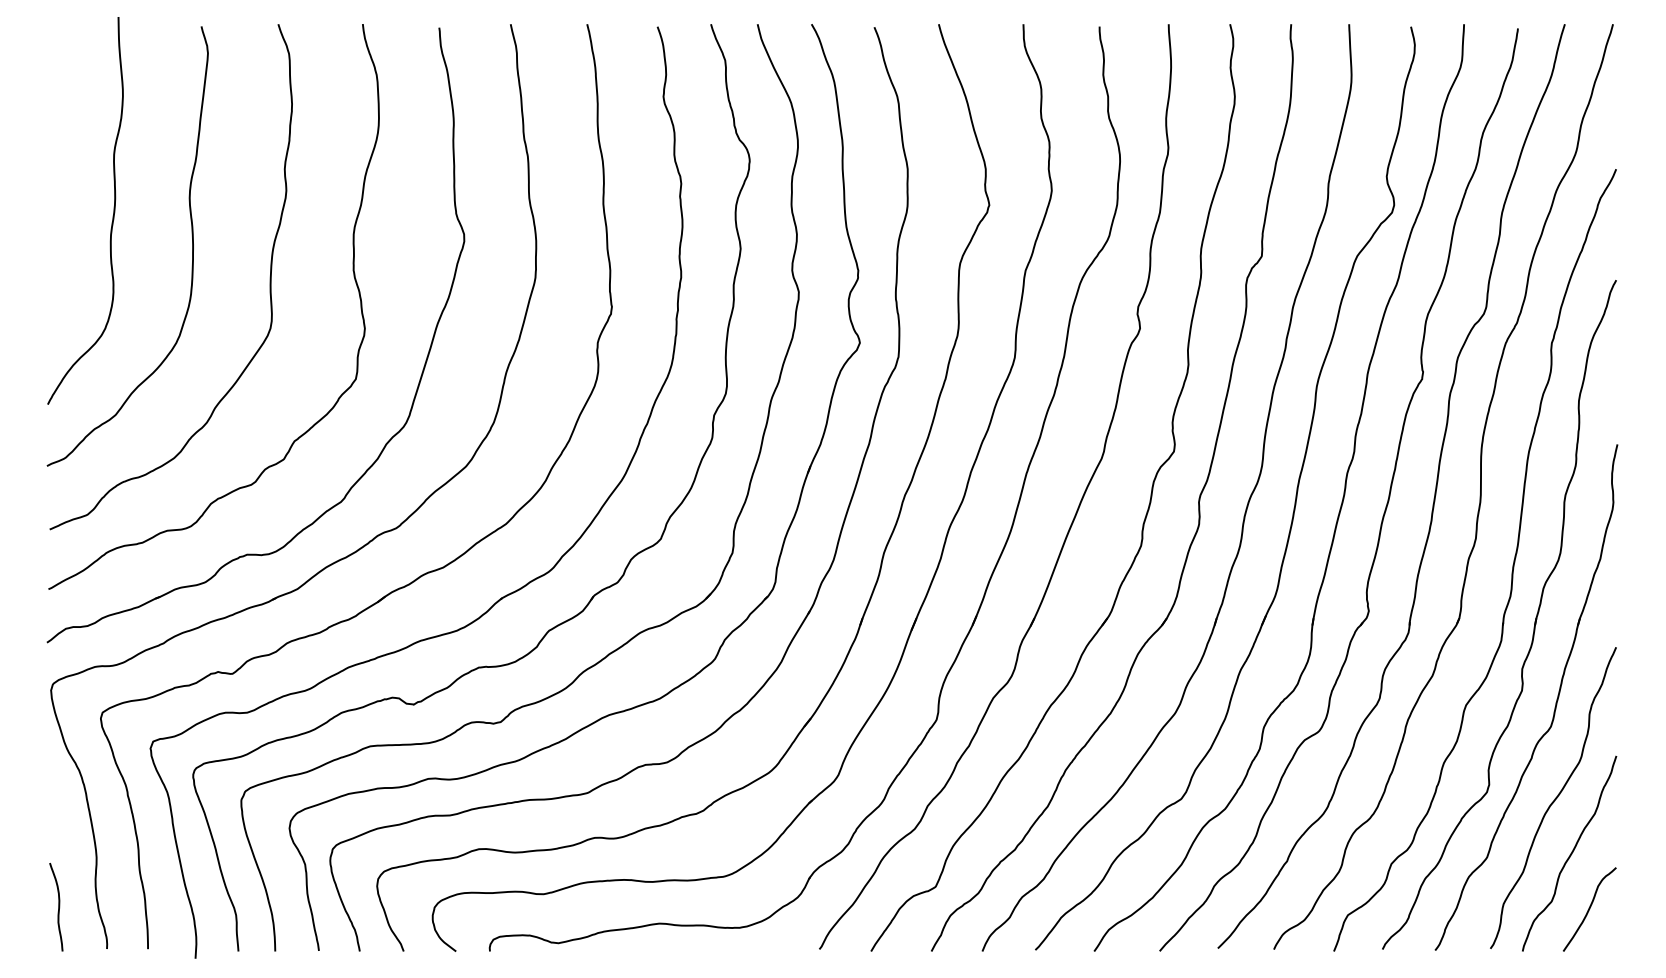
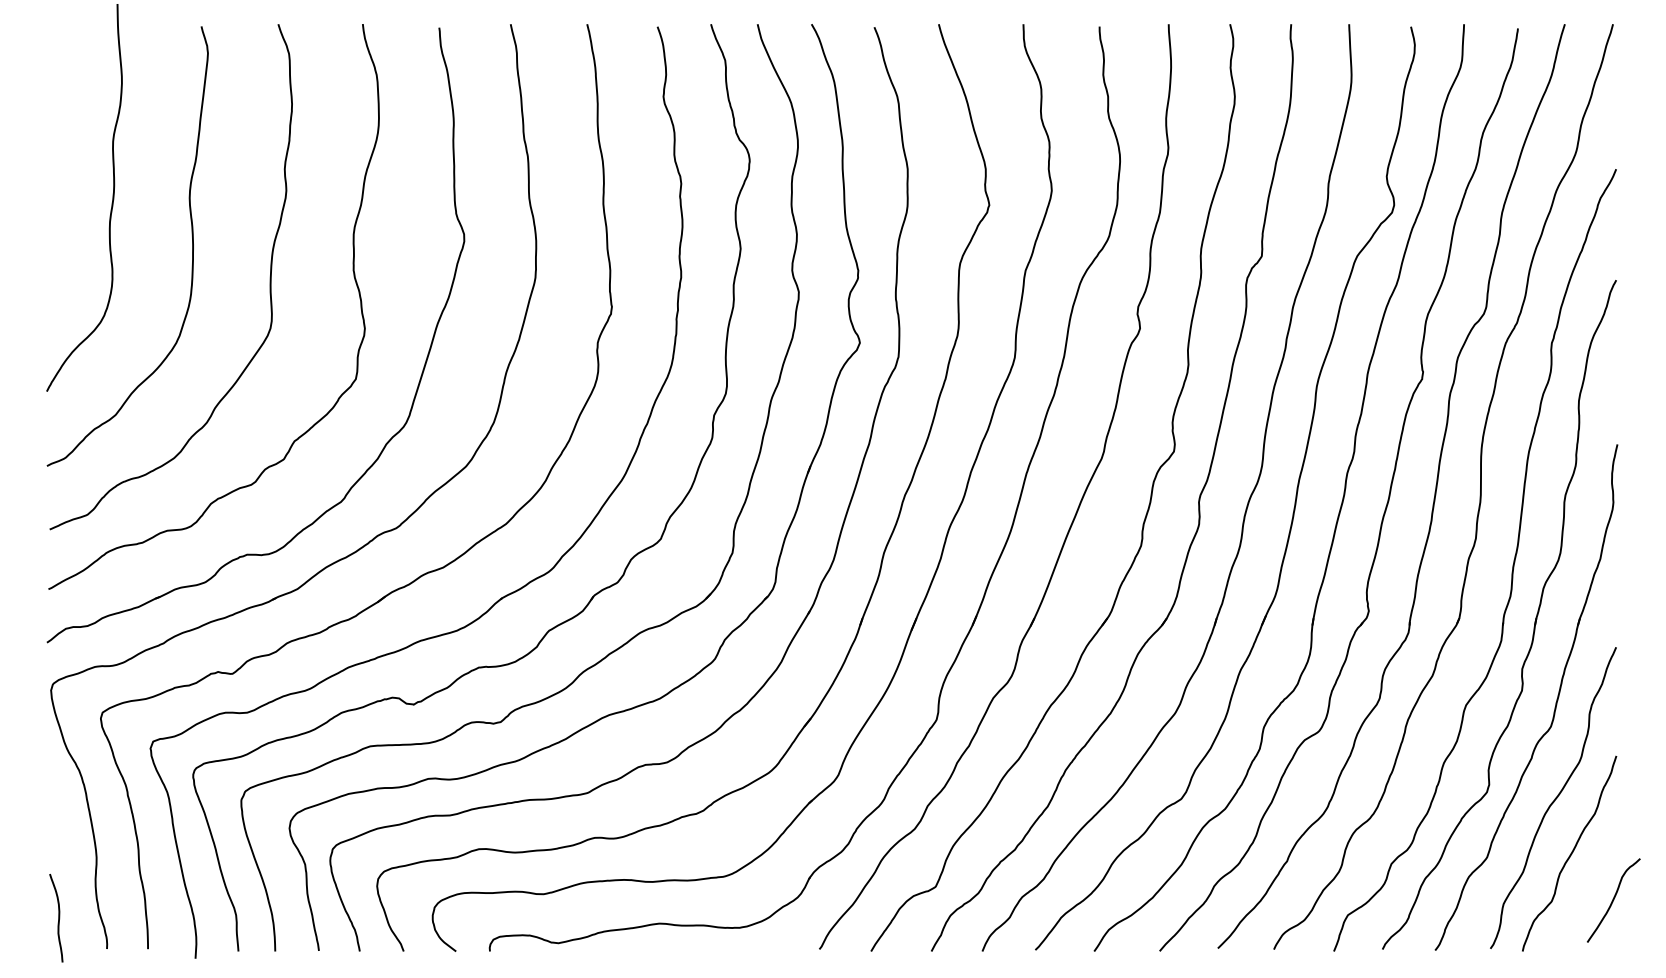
curve position: (112, 216) -> (111, 203) (111, 203)
curve position: (58, 907) -> (58, 918) (58, 918)
curve position: (1589, 909) -> (1613, 900) (1613, 900)
